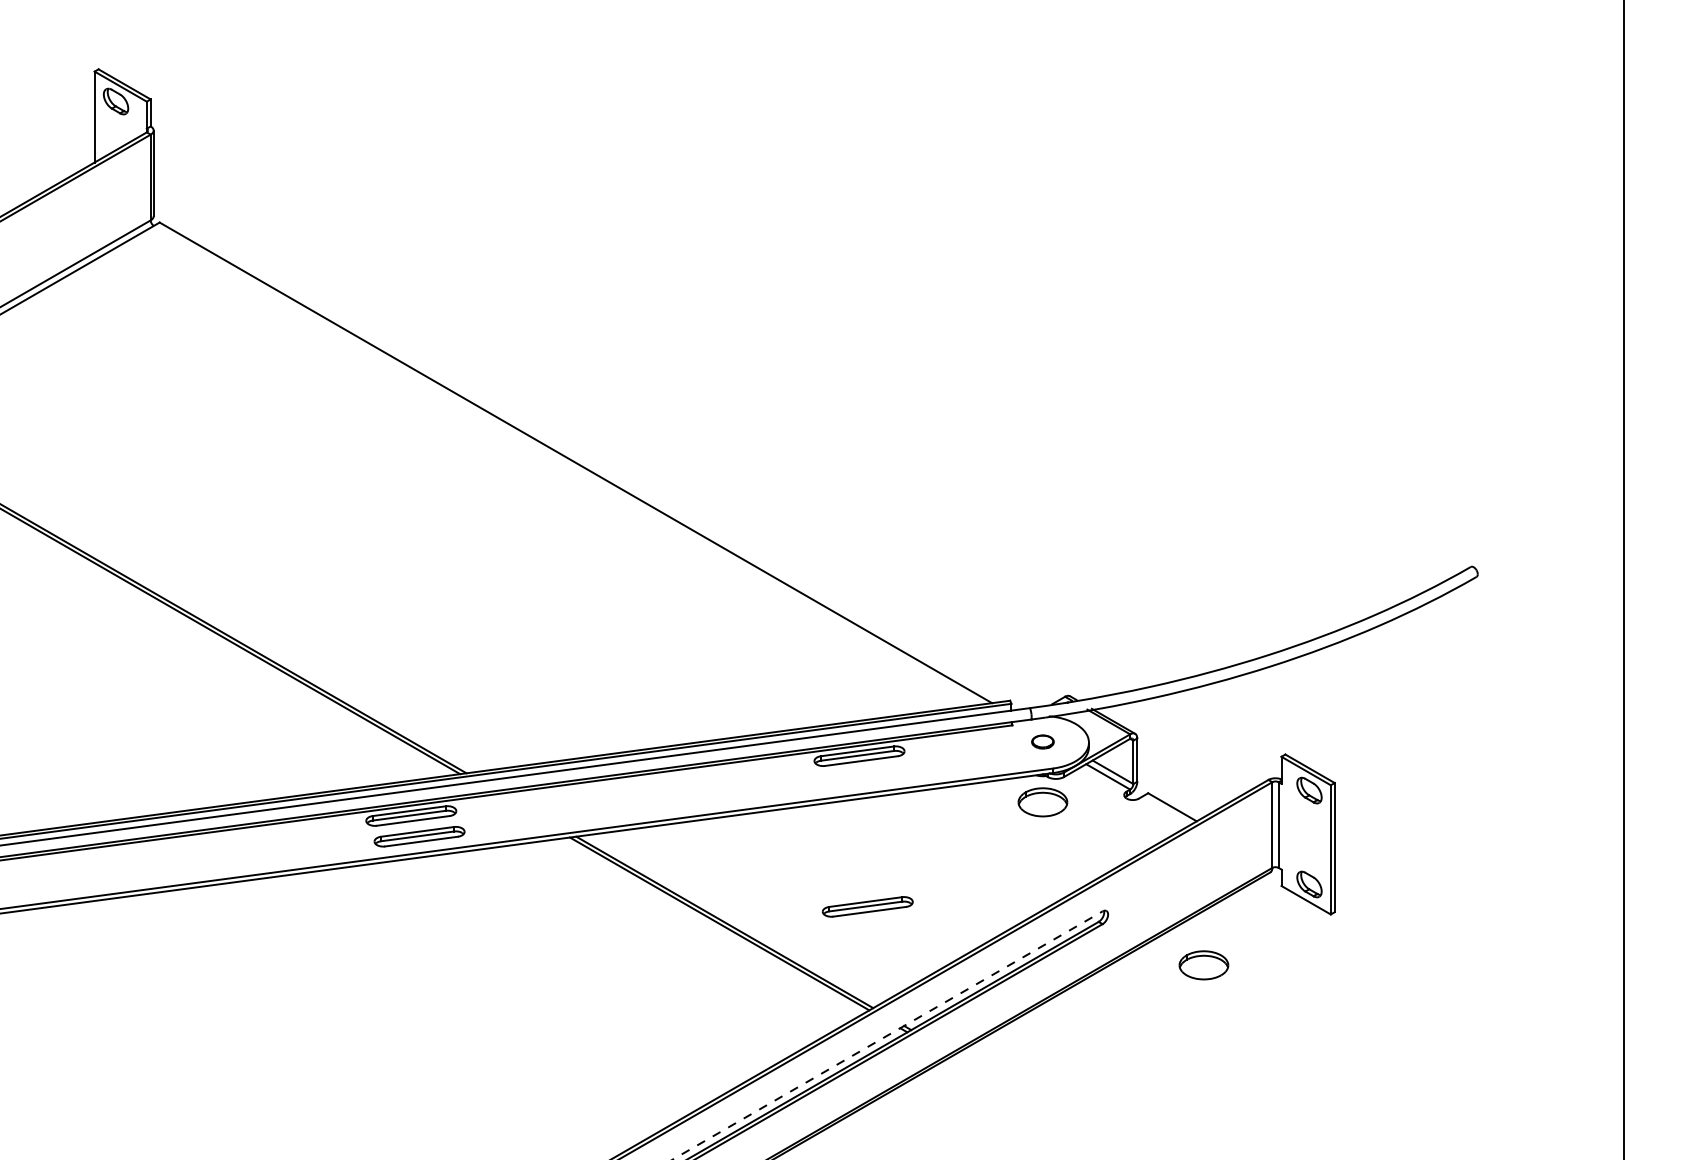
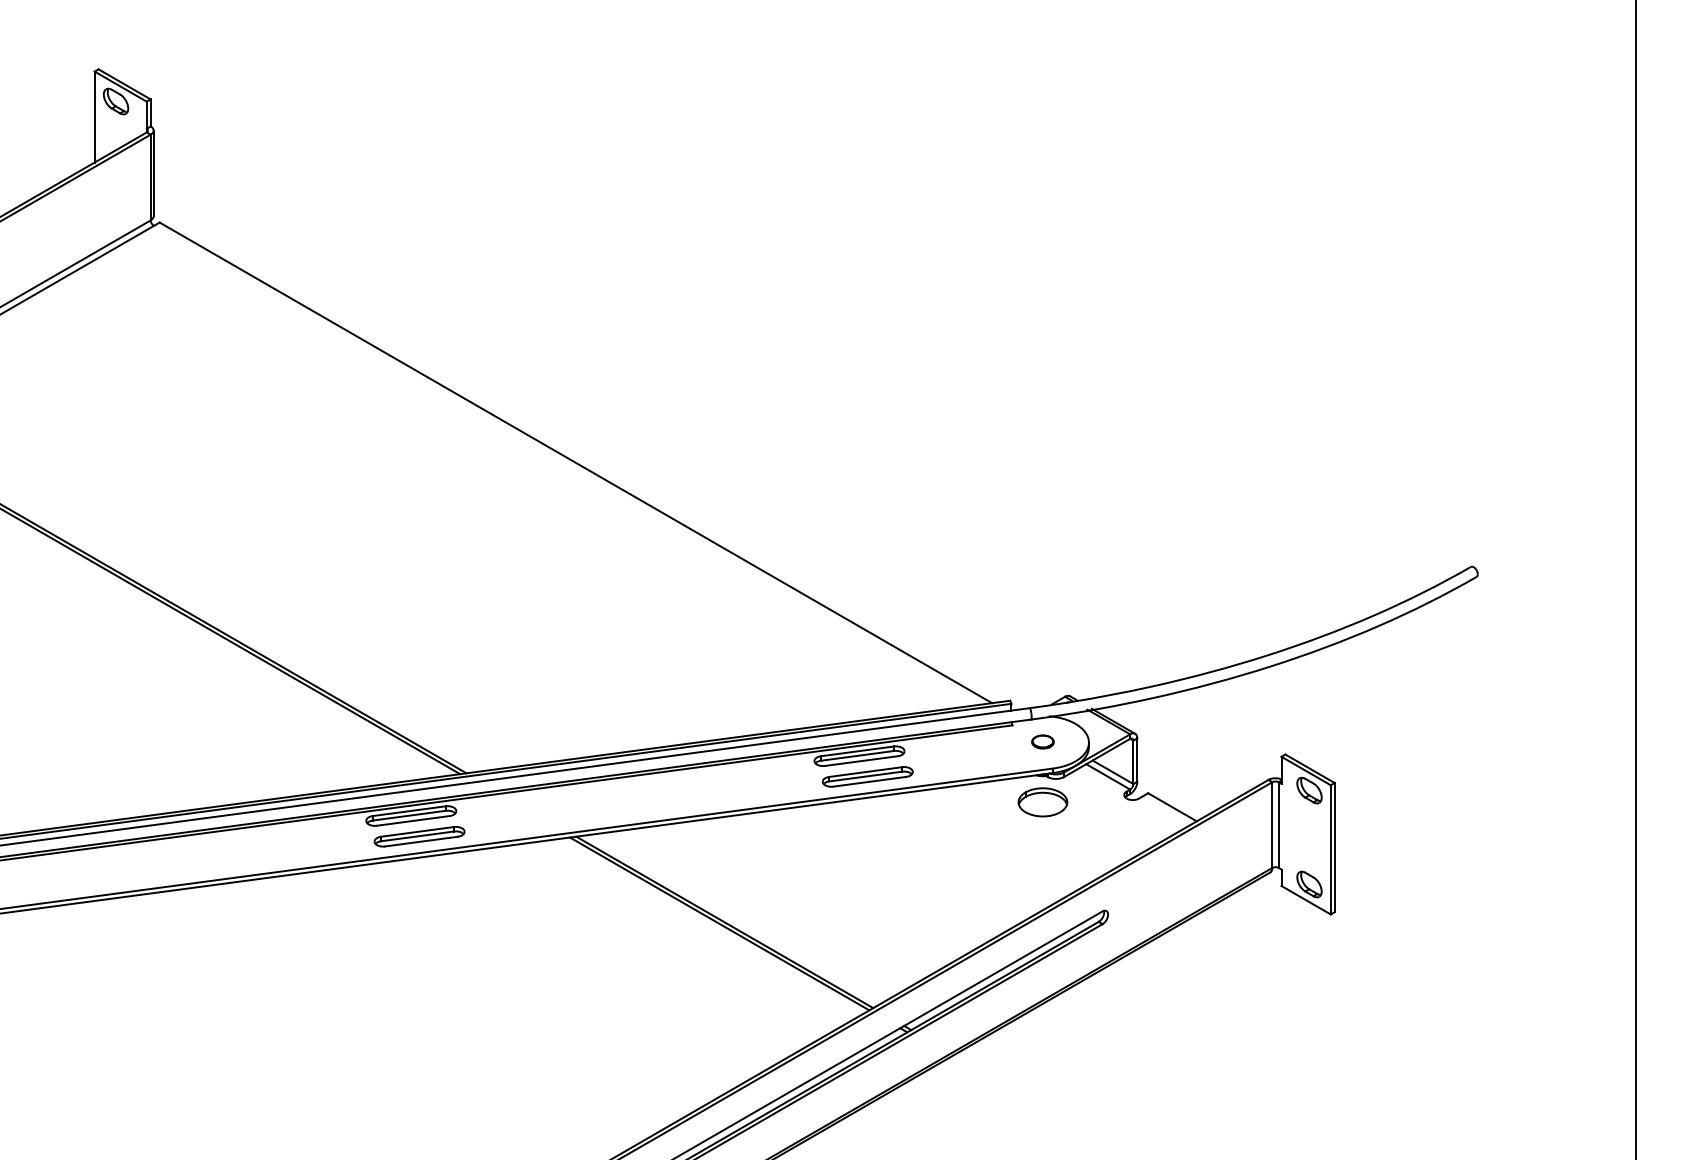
line position: (1624, 579) -> (1636, 579) (1636, 579)
part position: (867, 906) -> (867, 776) (867, 776)
part: present -> none (1203, 965)
line: dashed -> solid (888, 1035)
